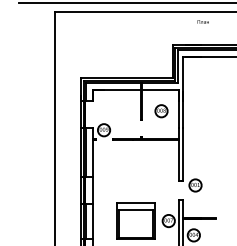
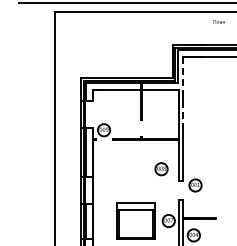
text position: (202, 21) -> (218, 21) (218, 21)
line: solid -> dashed (183, 92)
part position: (161, 111) -> (161, 169) (161, 169)
